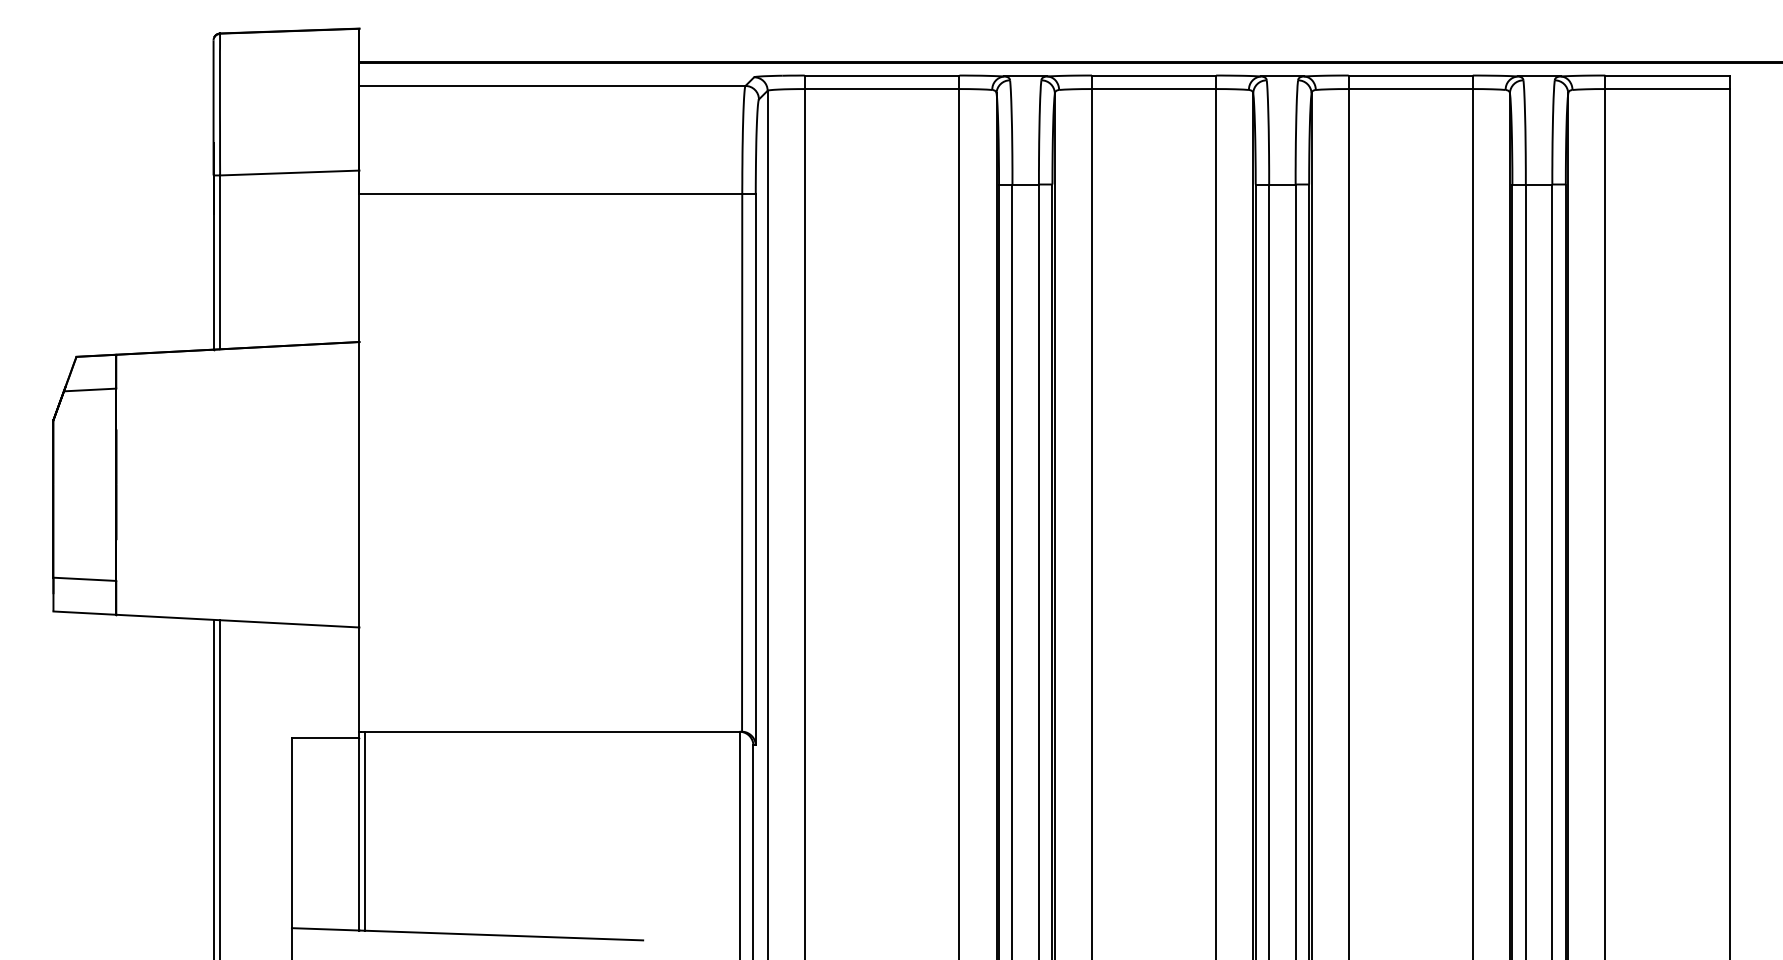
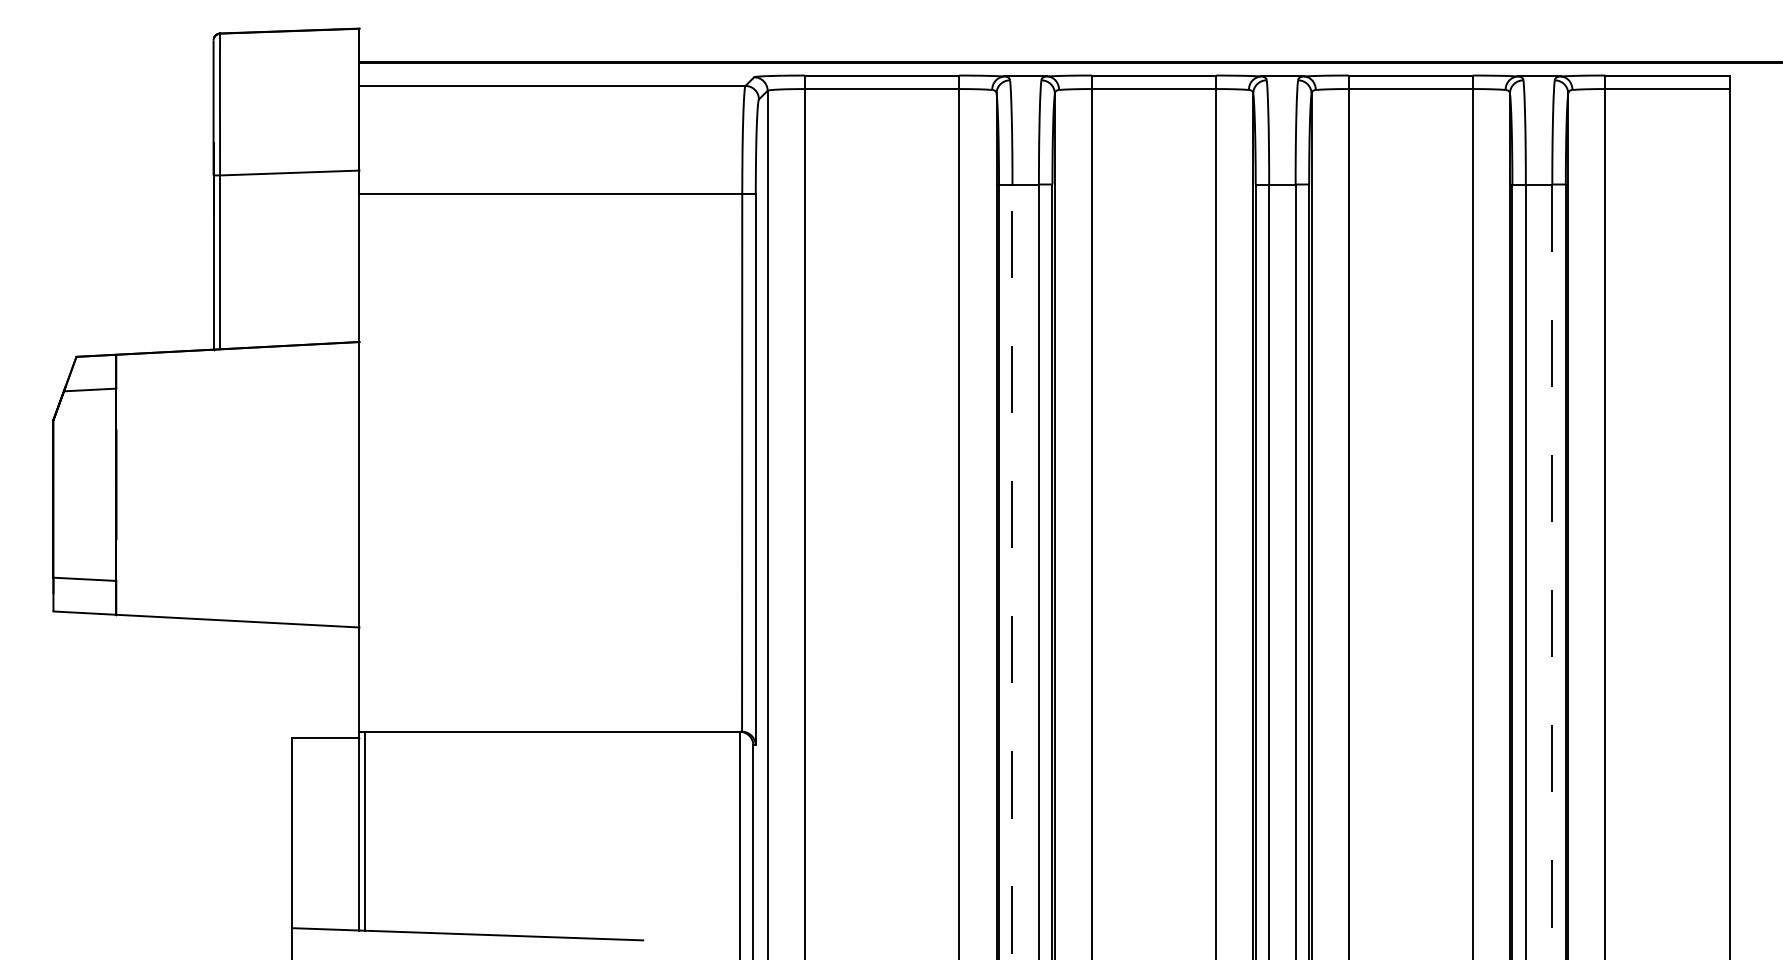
line: solid -> dashed (1012, 571)
line: solid -> dashed (1552, 572)
line: present -> none (213, 787)
line: present -> none (220, 788)
